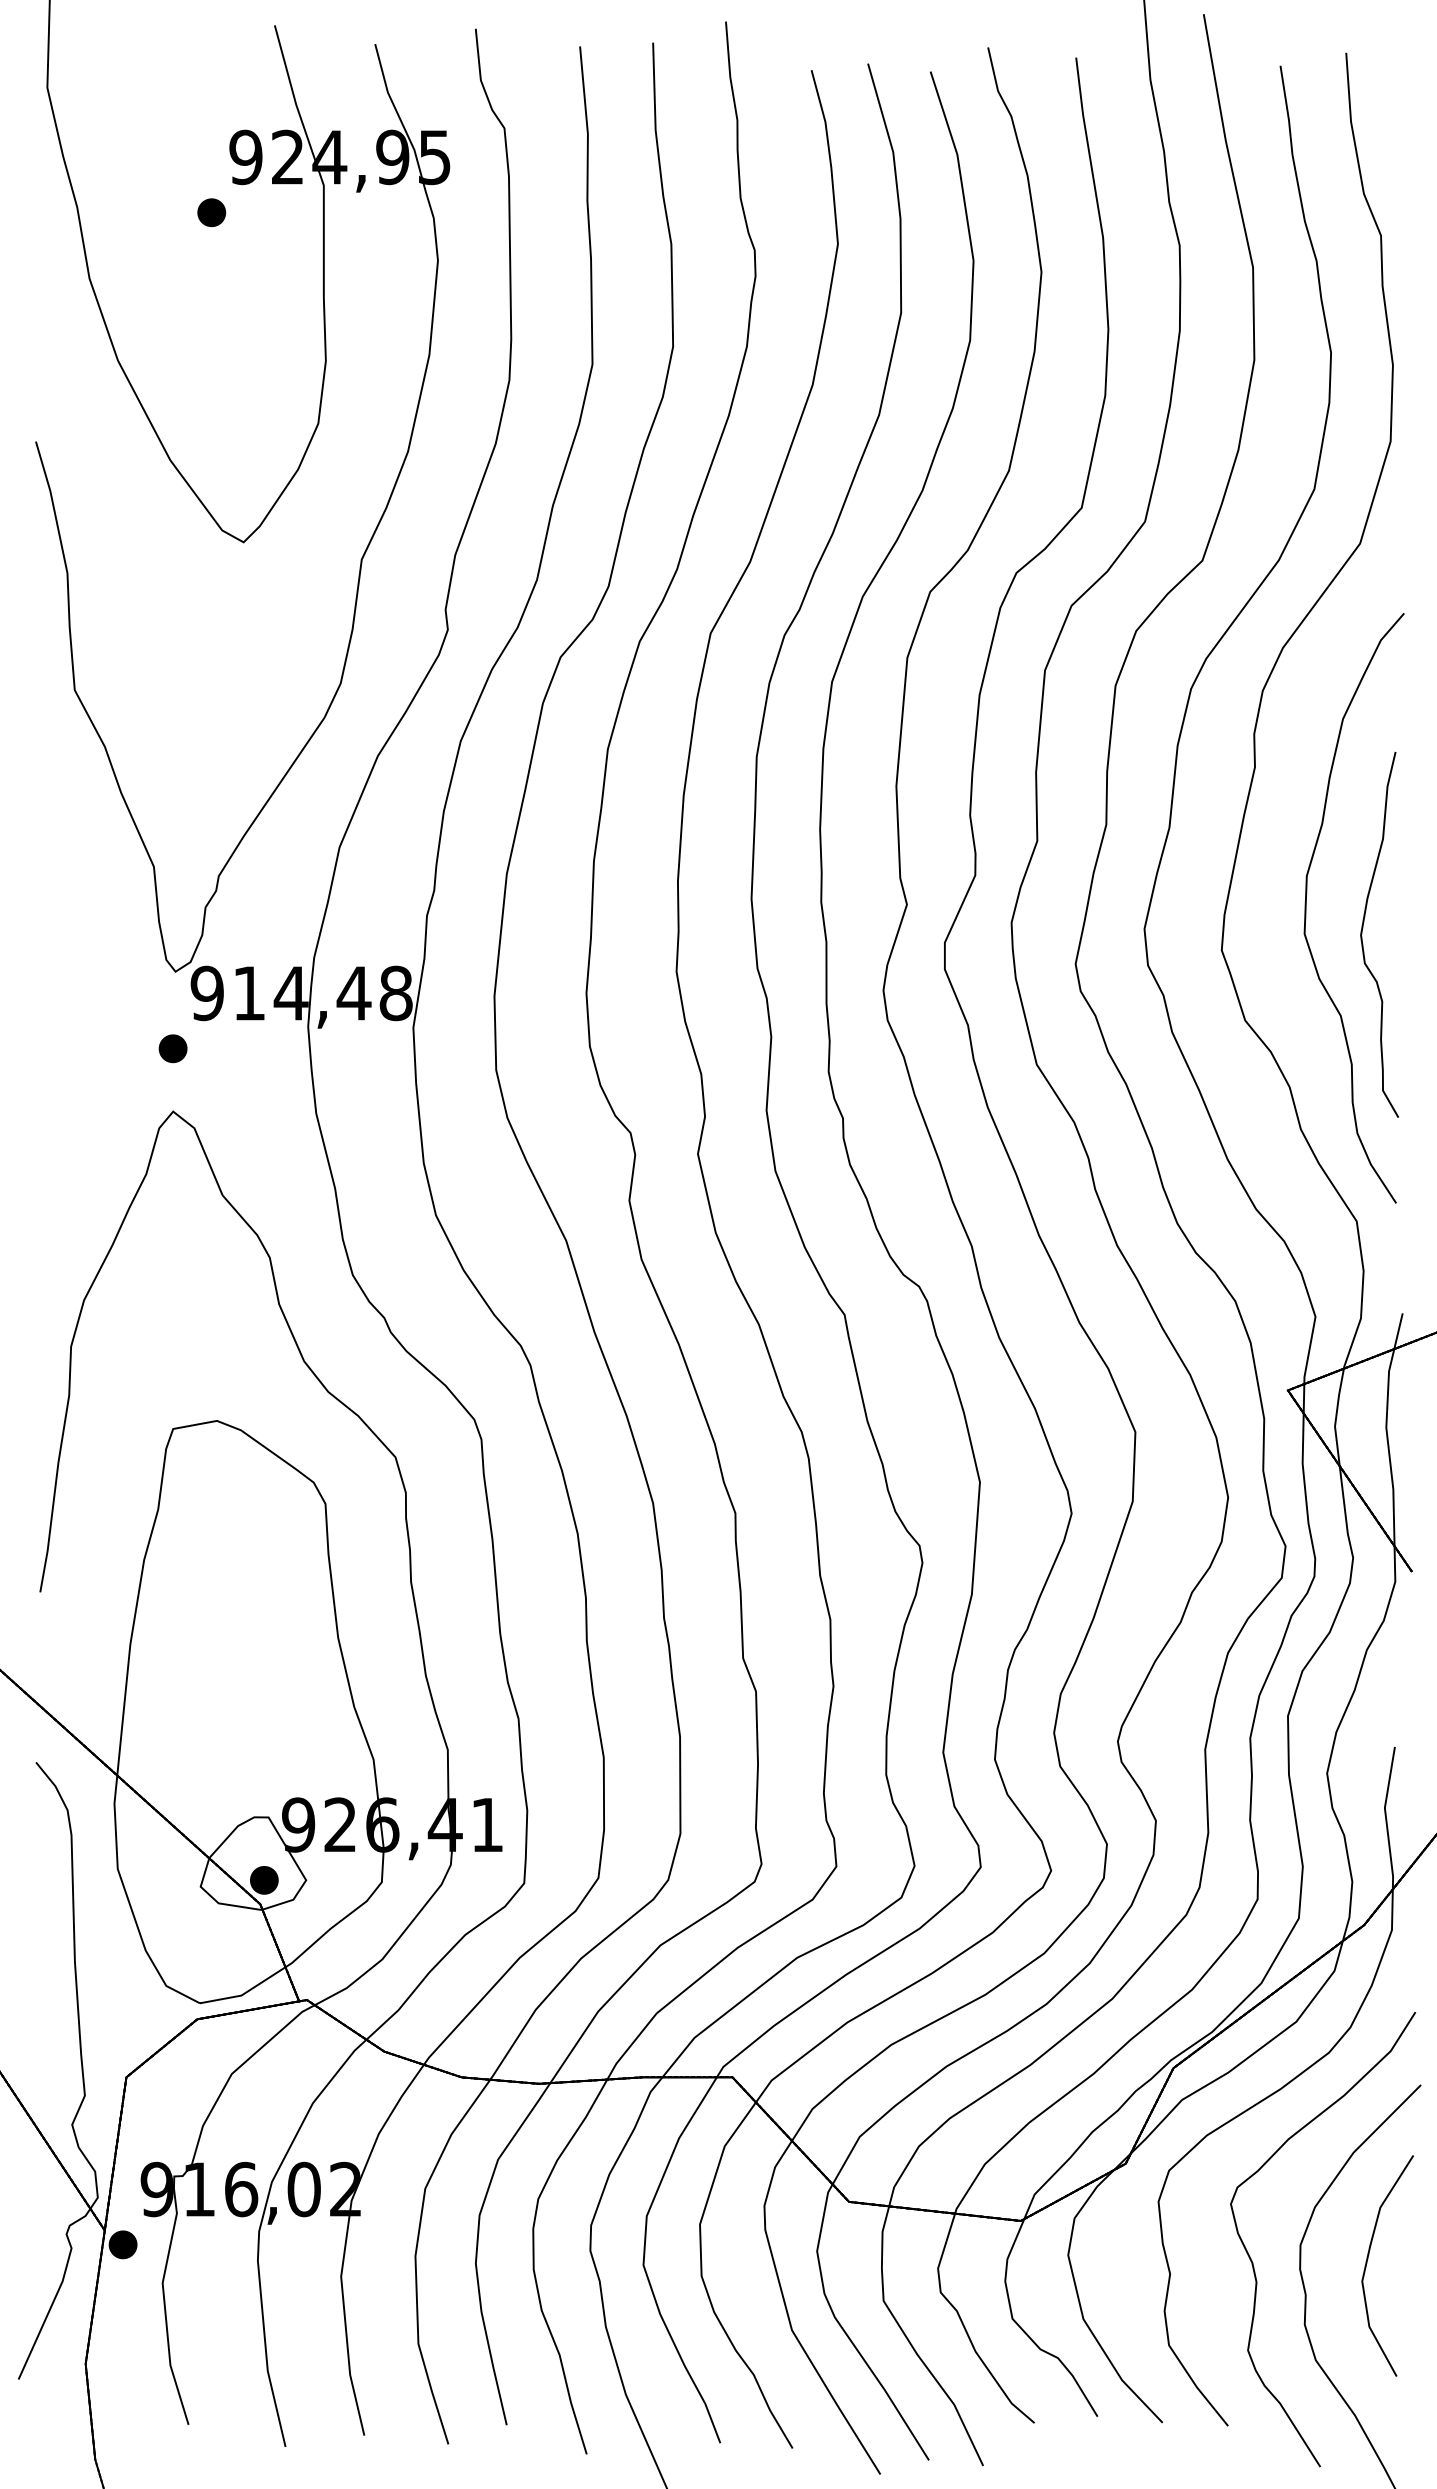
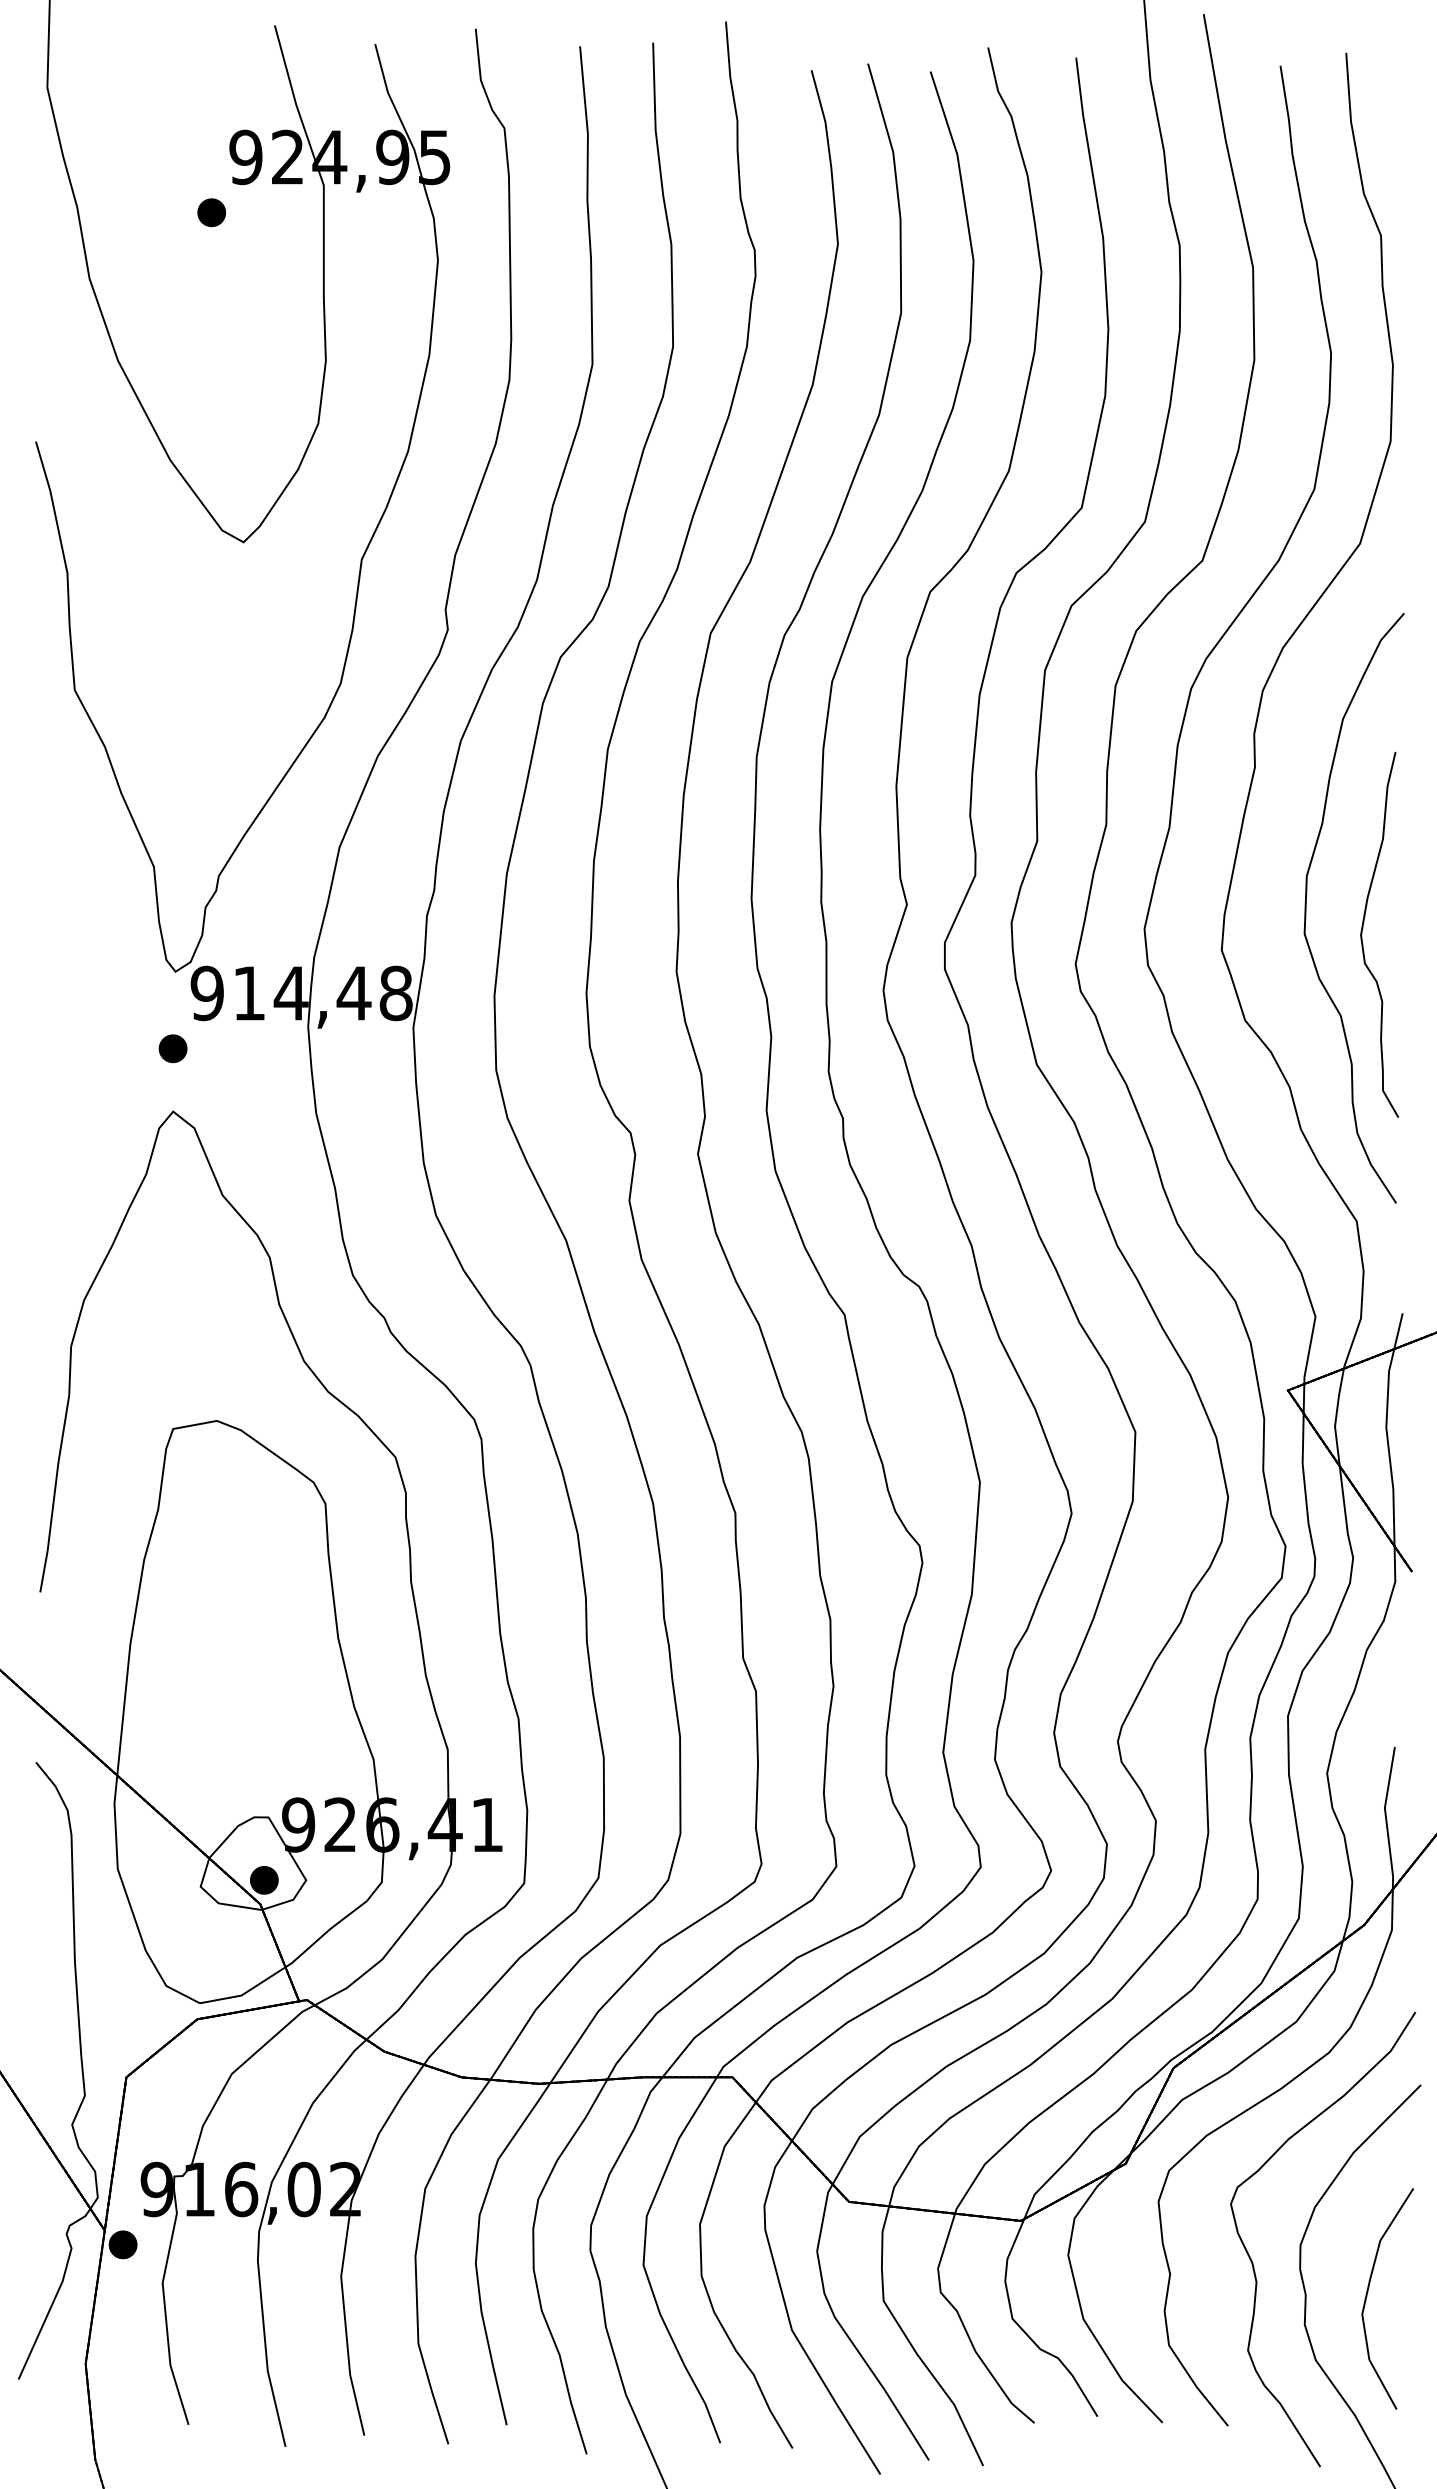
part position: (1368, 2259) -> (1368, 2292) (1368, 2292)
